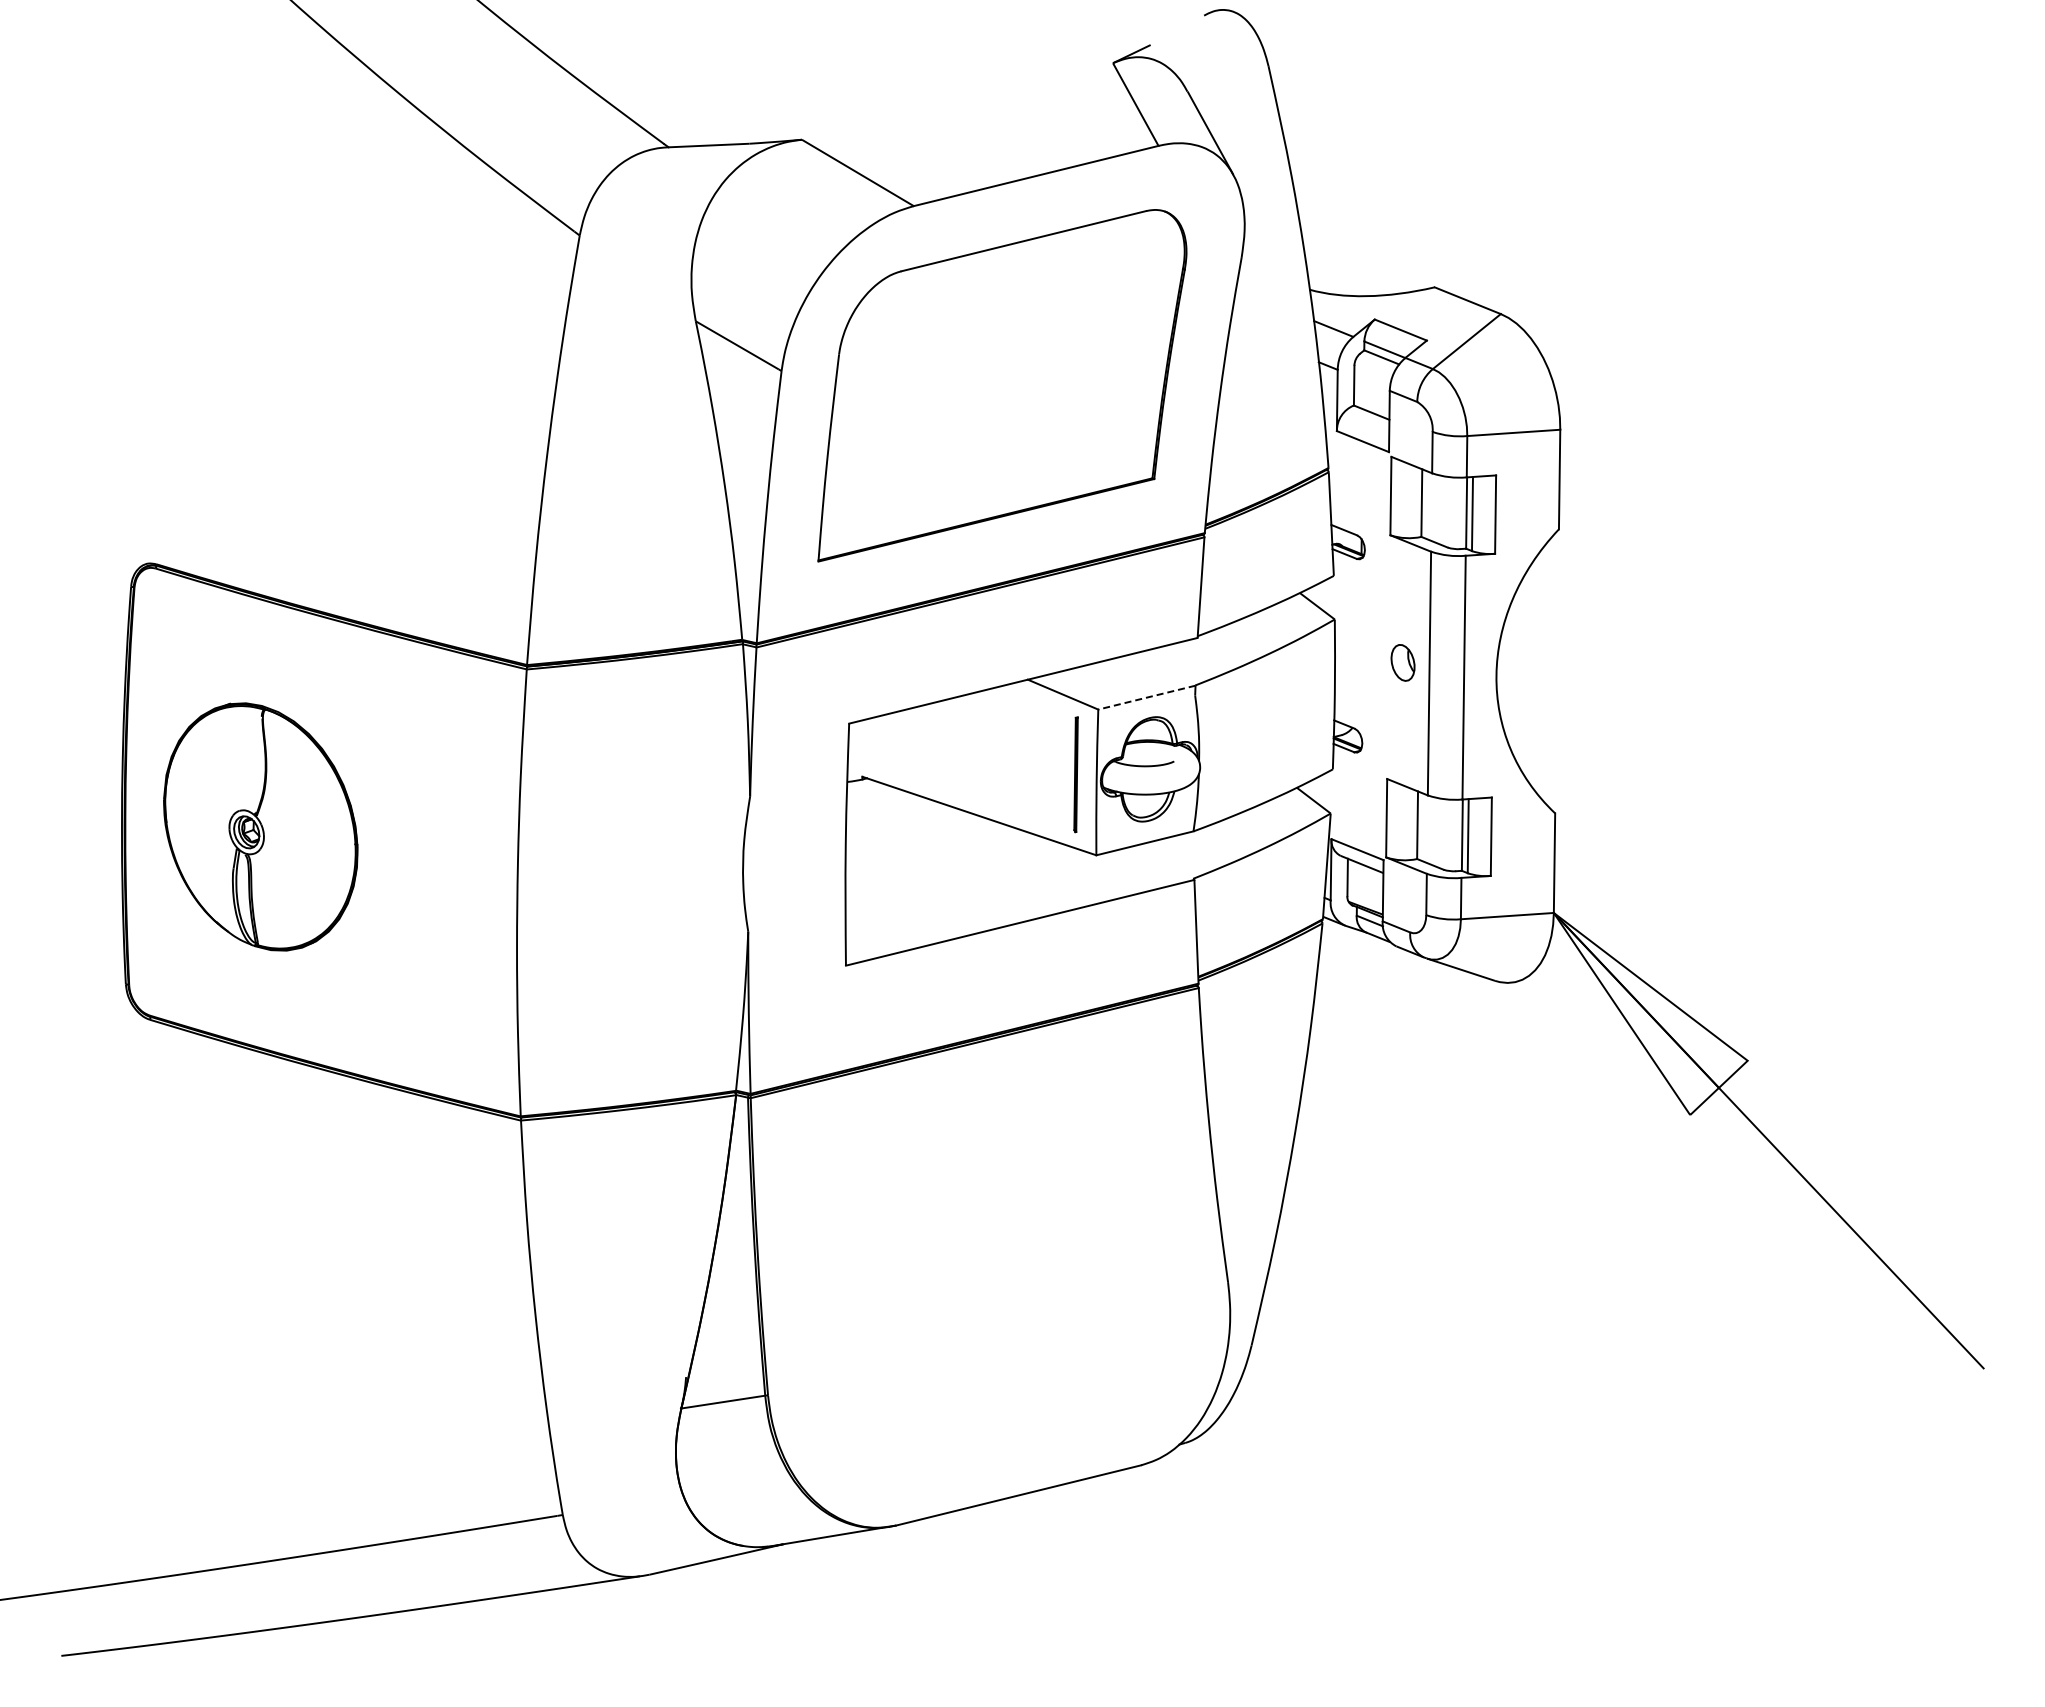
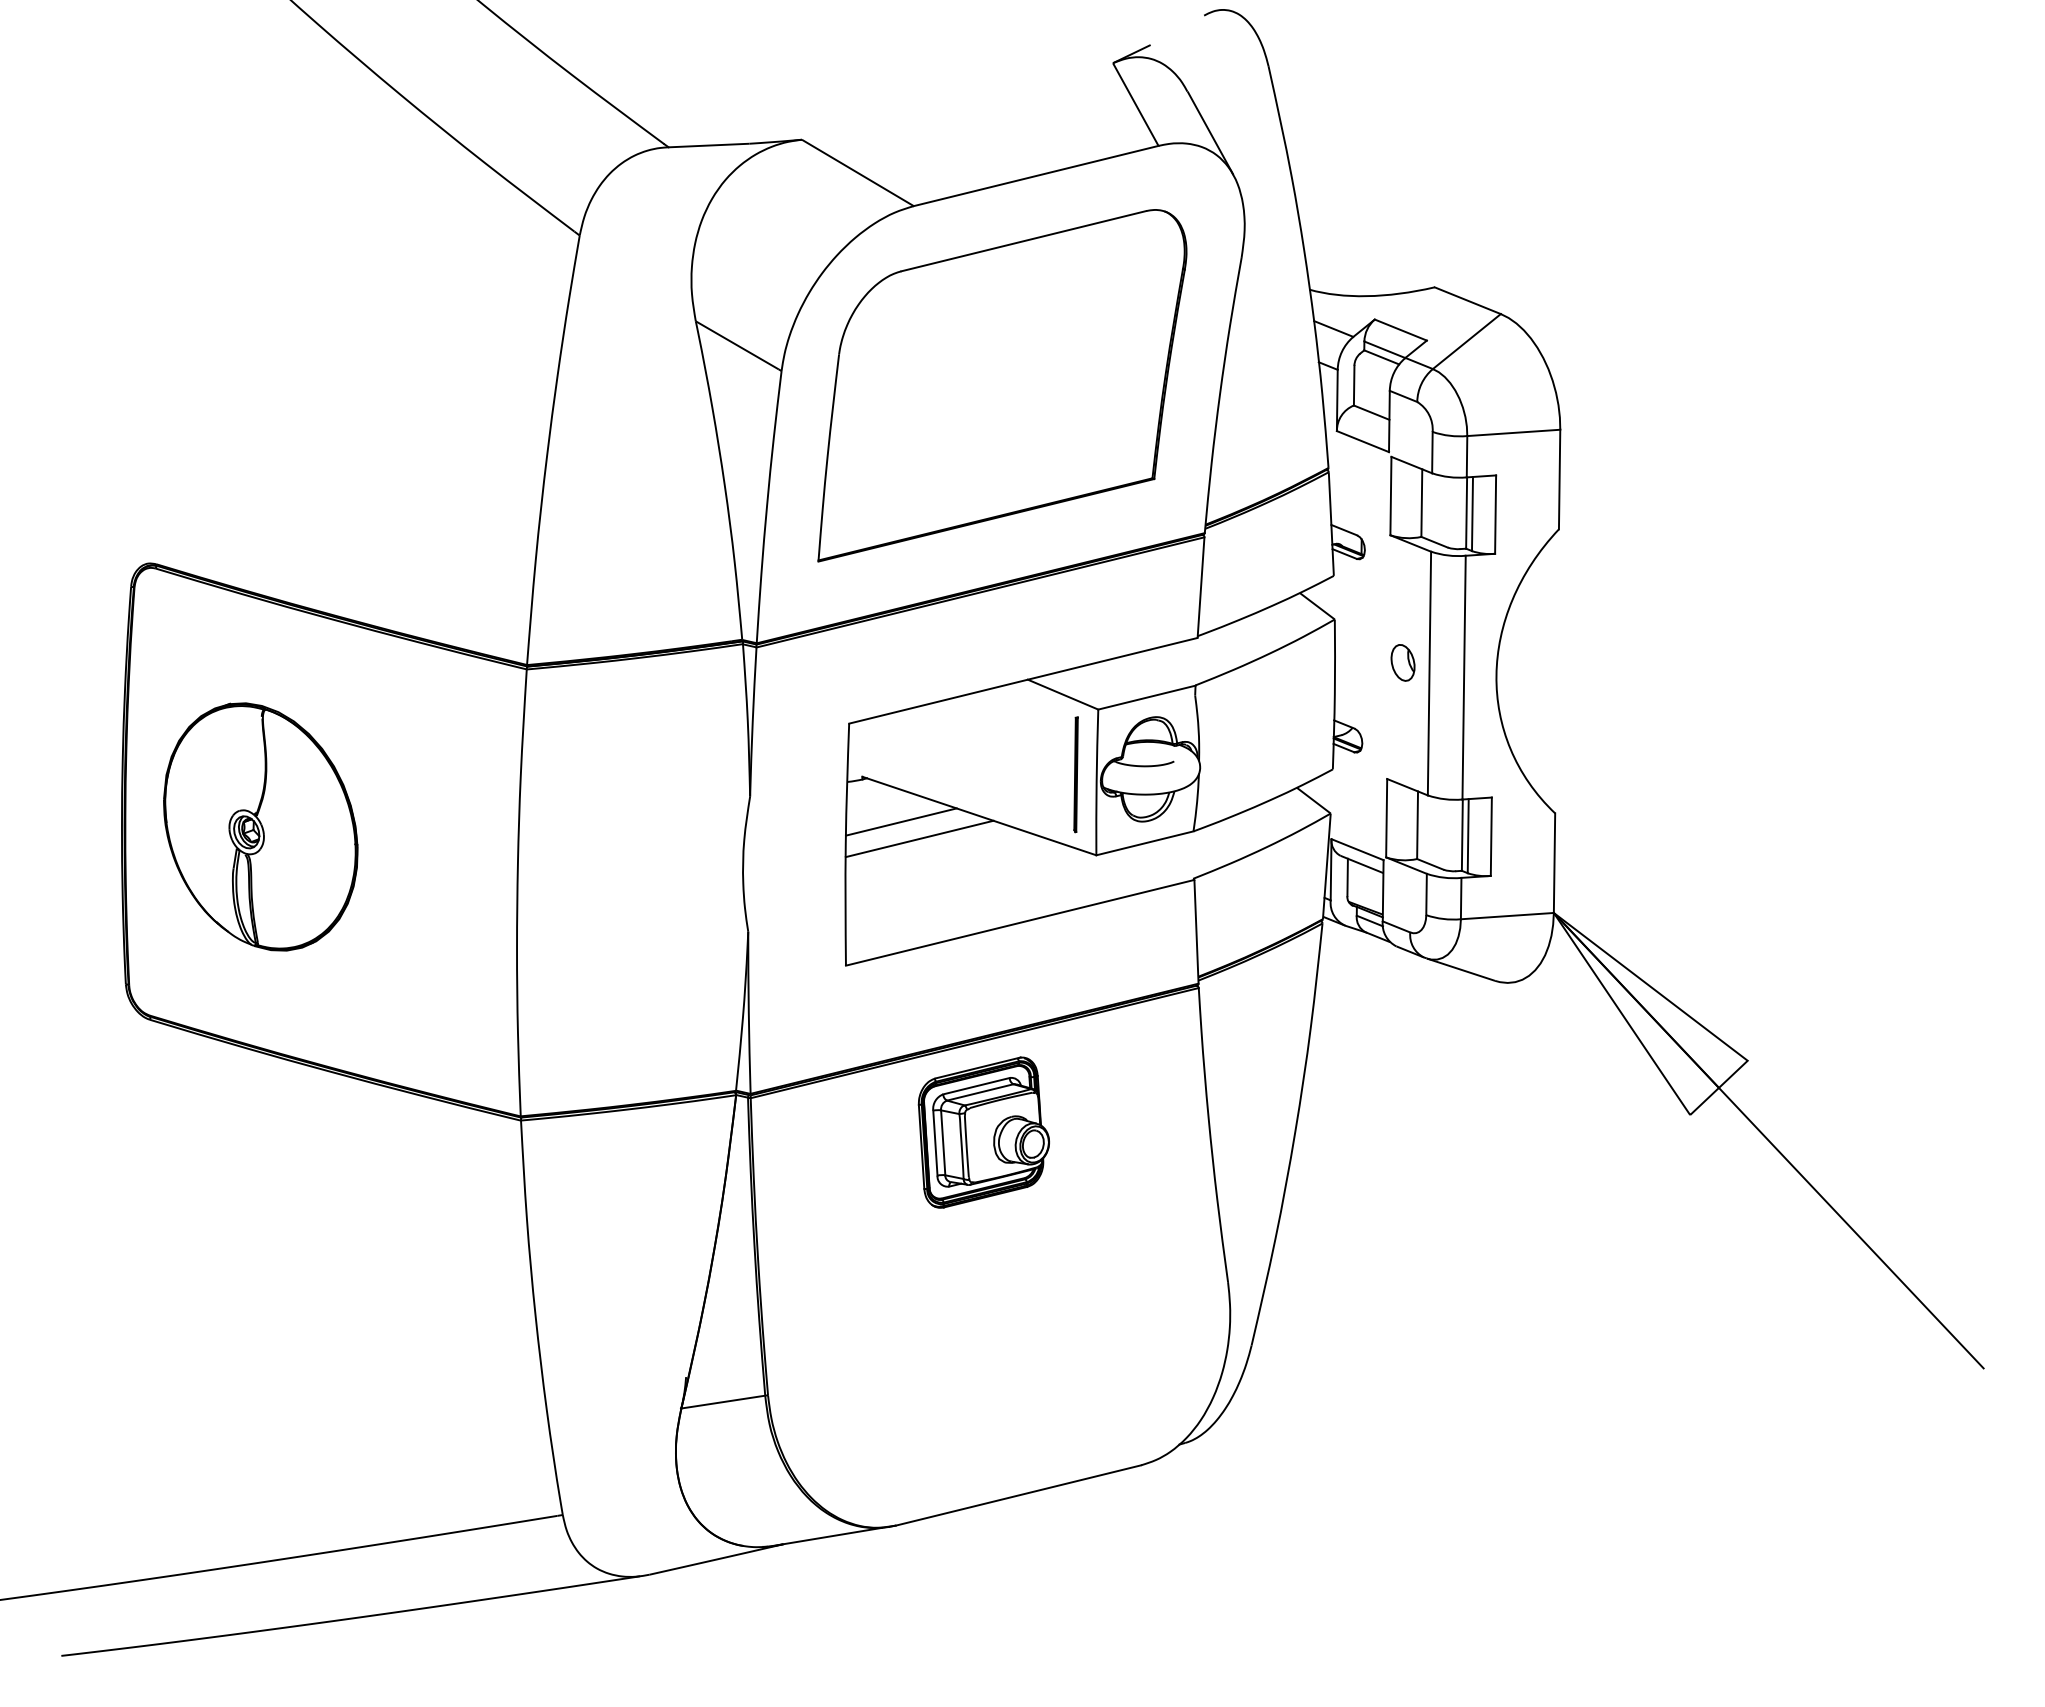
line: dashed -> solid (1146, 697)
line: none -> present (901, 821)
line: none -> present (919, 838)
part: none -> present (983, 1132)
